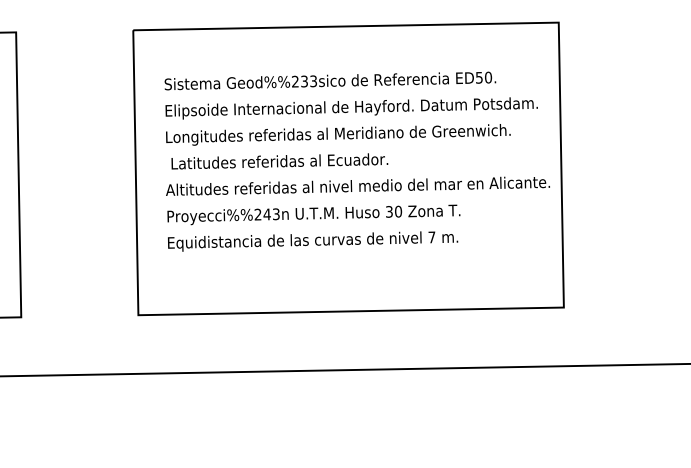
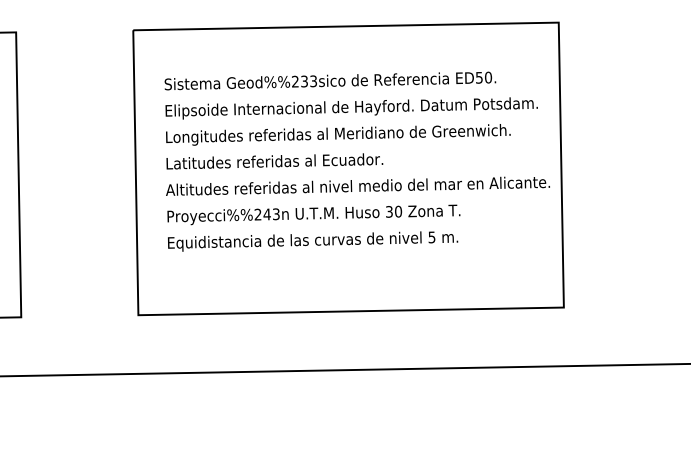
text position: (279, 161) -> (274, 161) (274, 161)
text: 7 -> 5 (431, 237)
